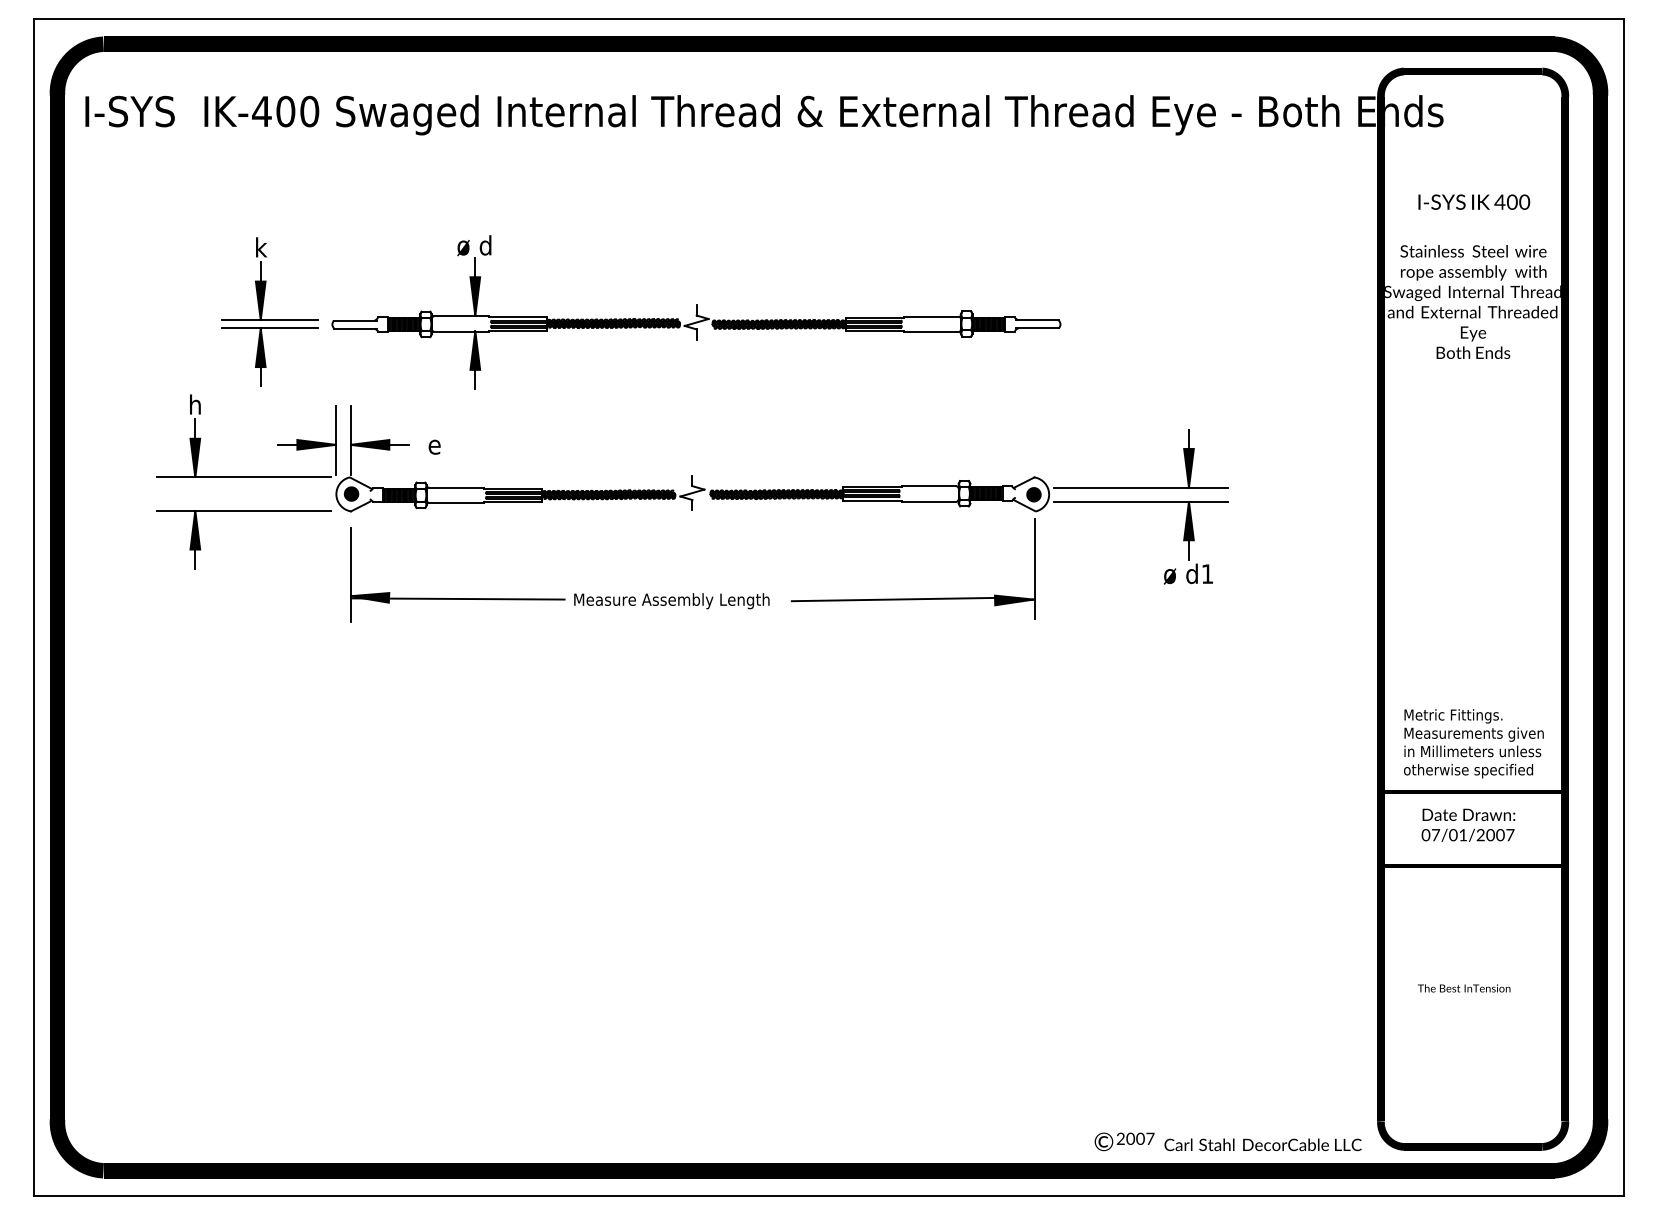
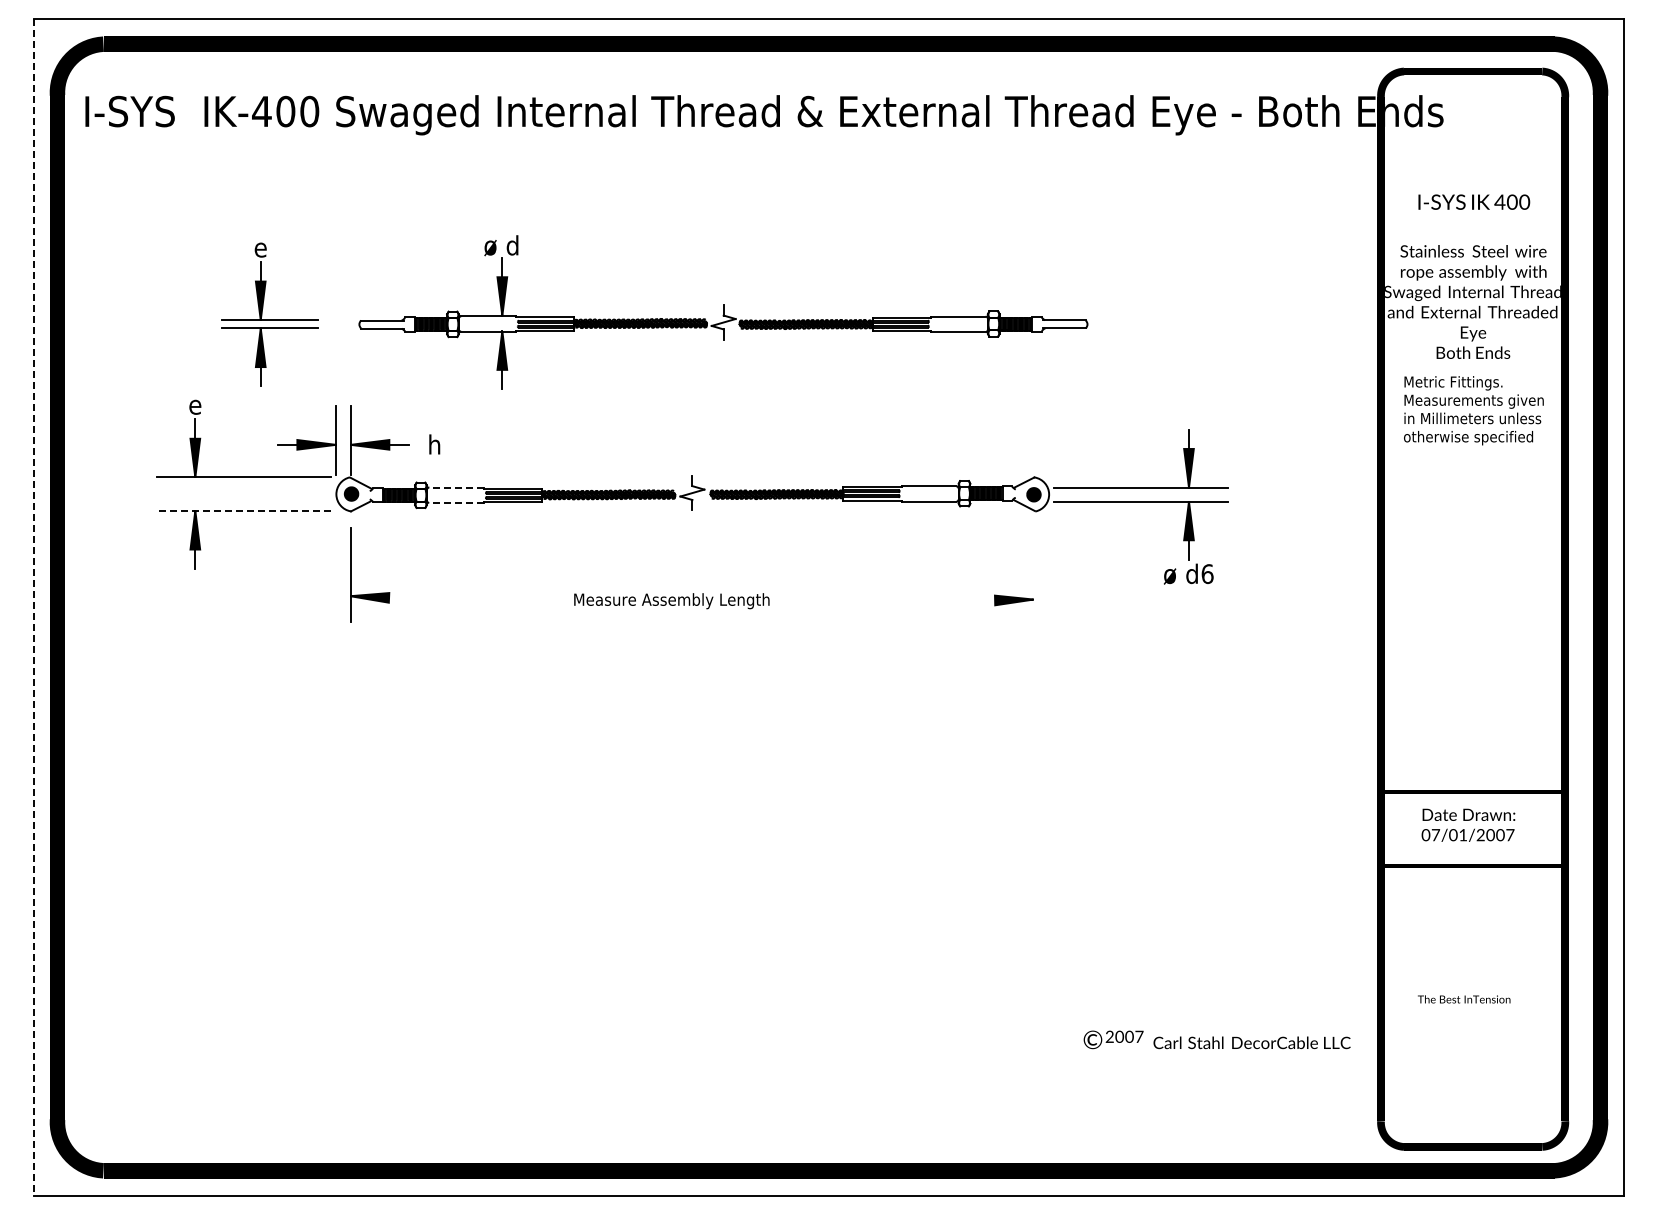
text: k -> e (260, 247)
part position: (696, 312) -> (723, 312) (723, 312)
text: h -> e (195, 404)
text: e -> h (434, 444)
line: solid -> dashed (456, 487)
line: solid -> dashed (456, 503)
line: solid -> dashed (243, 510)
line: present -> none (1035, 569)
text: d1 -> d6 (1207, 574)
line: present -> none (458, 598)
line: present -> none (893, 599)
line: solid -> dashed (34, 607)
text position: (1473, 743) -> (1473, 410) (1473, 410)
text position: (1464, 988) -> (1464, 999) (1464, 999)
text position: (1227, 1141) -> (1216, 1039) (1216, 1039)
